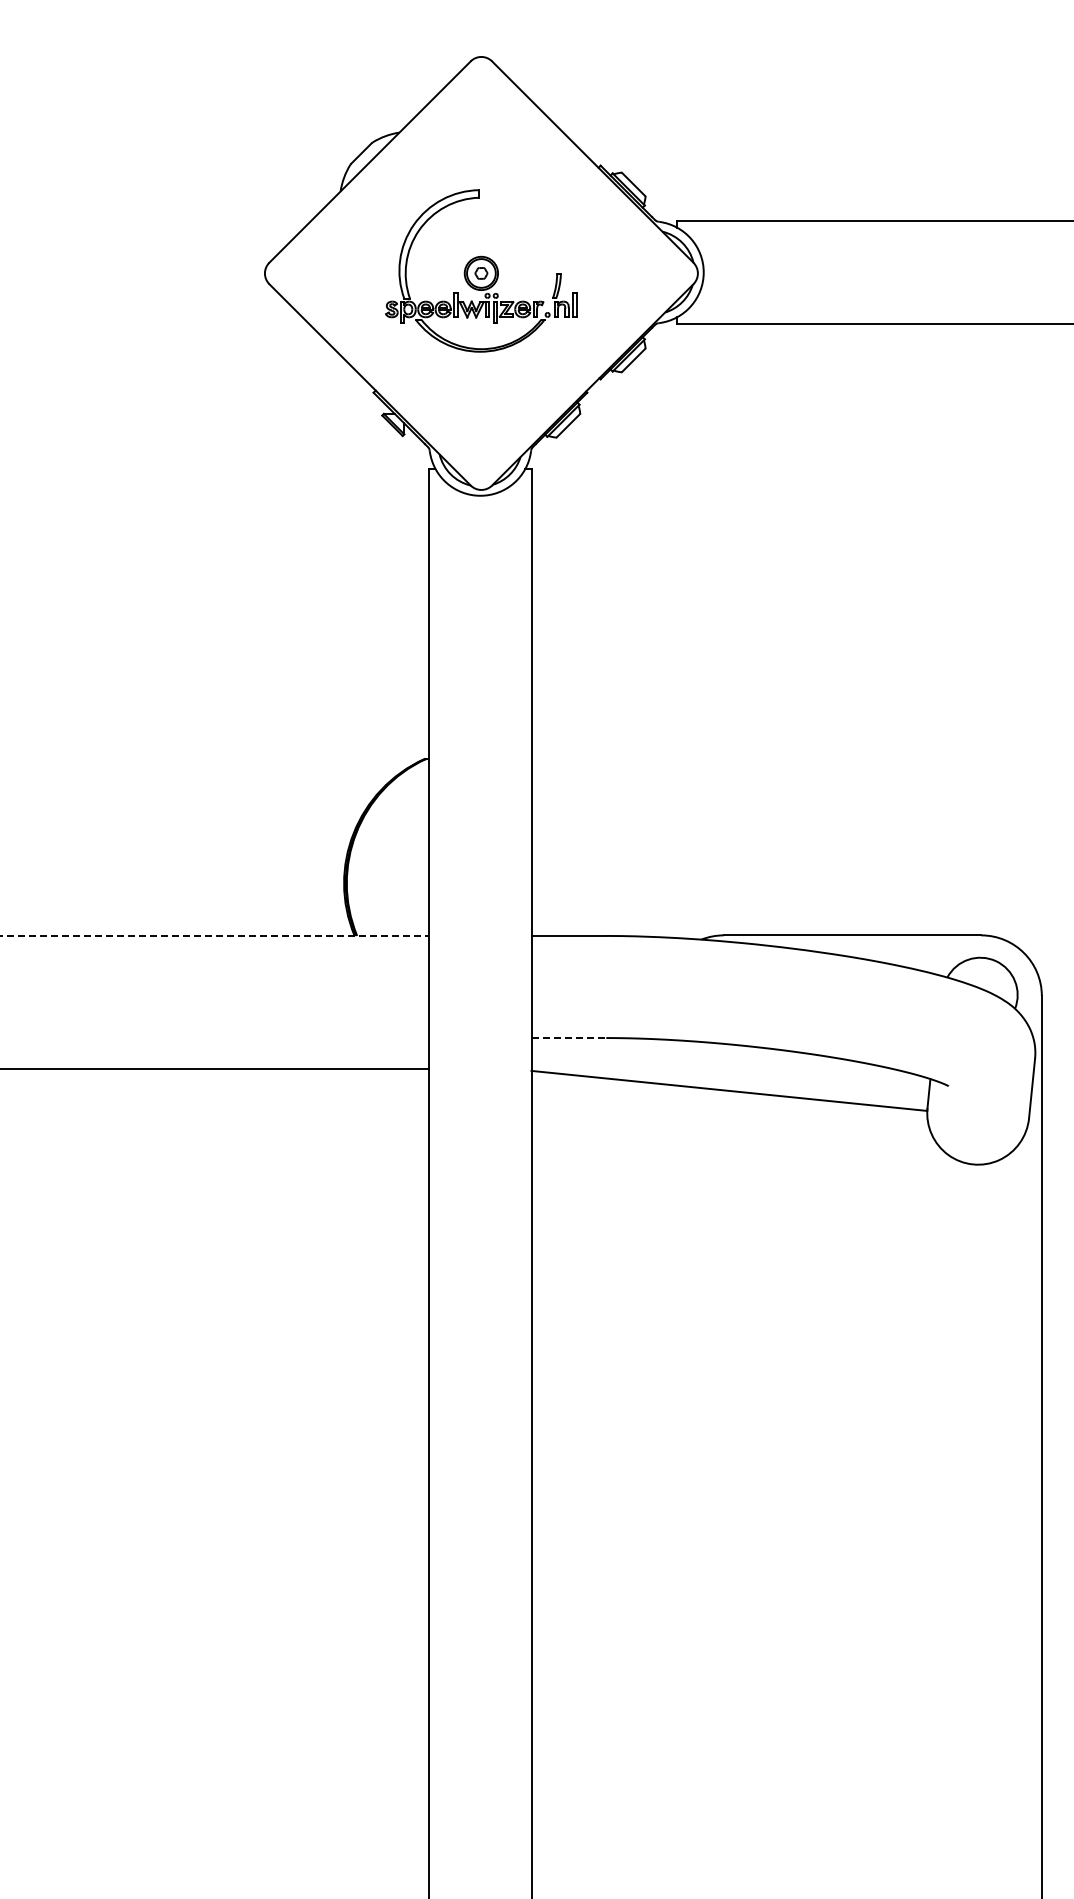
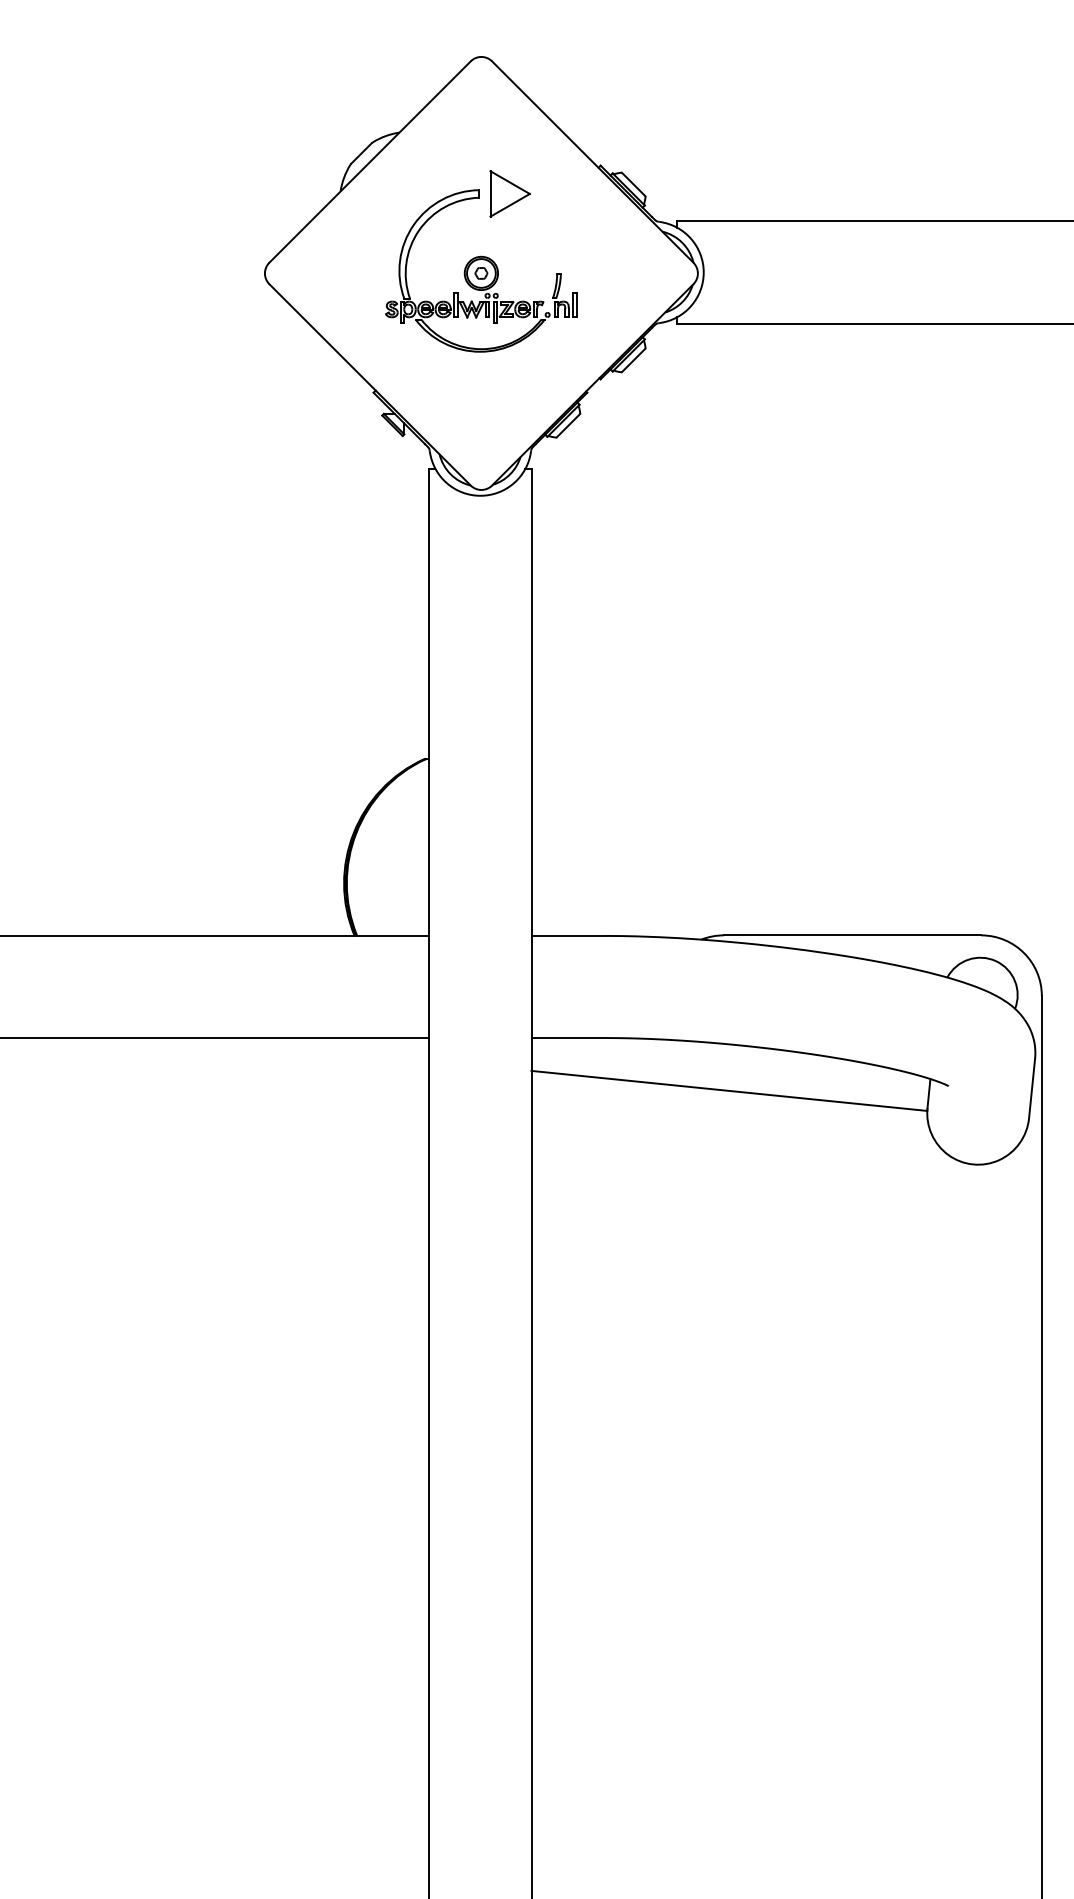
part: none -> present (509, 193)
line: dashed -> solid (214, 935)
line: dashed -> solid (569, 1038)
line position: (215, 1069) -> (215, 1038) (215, 1038)
